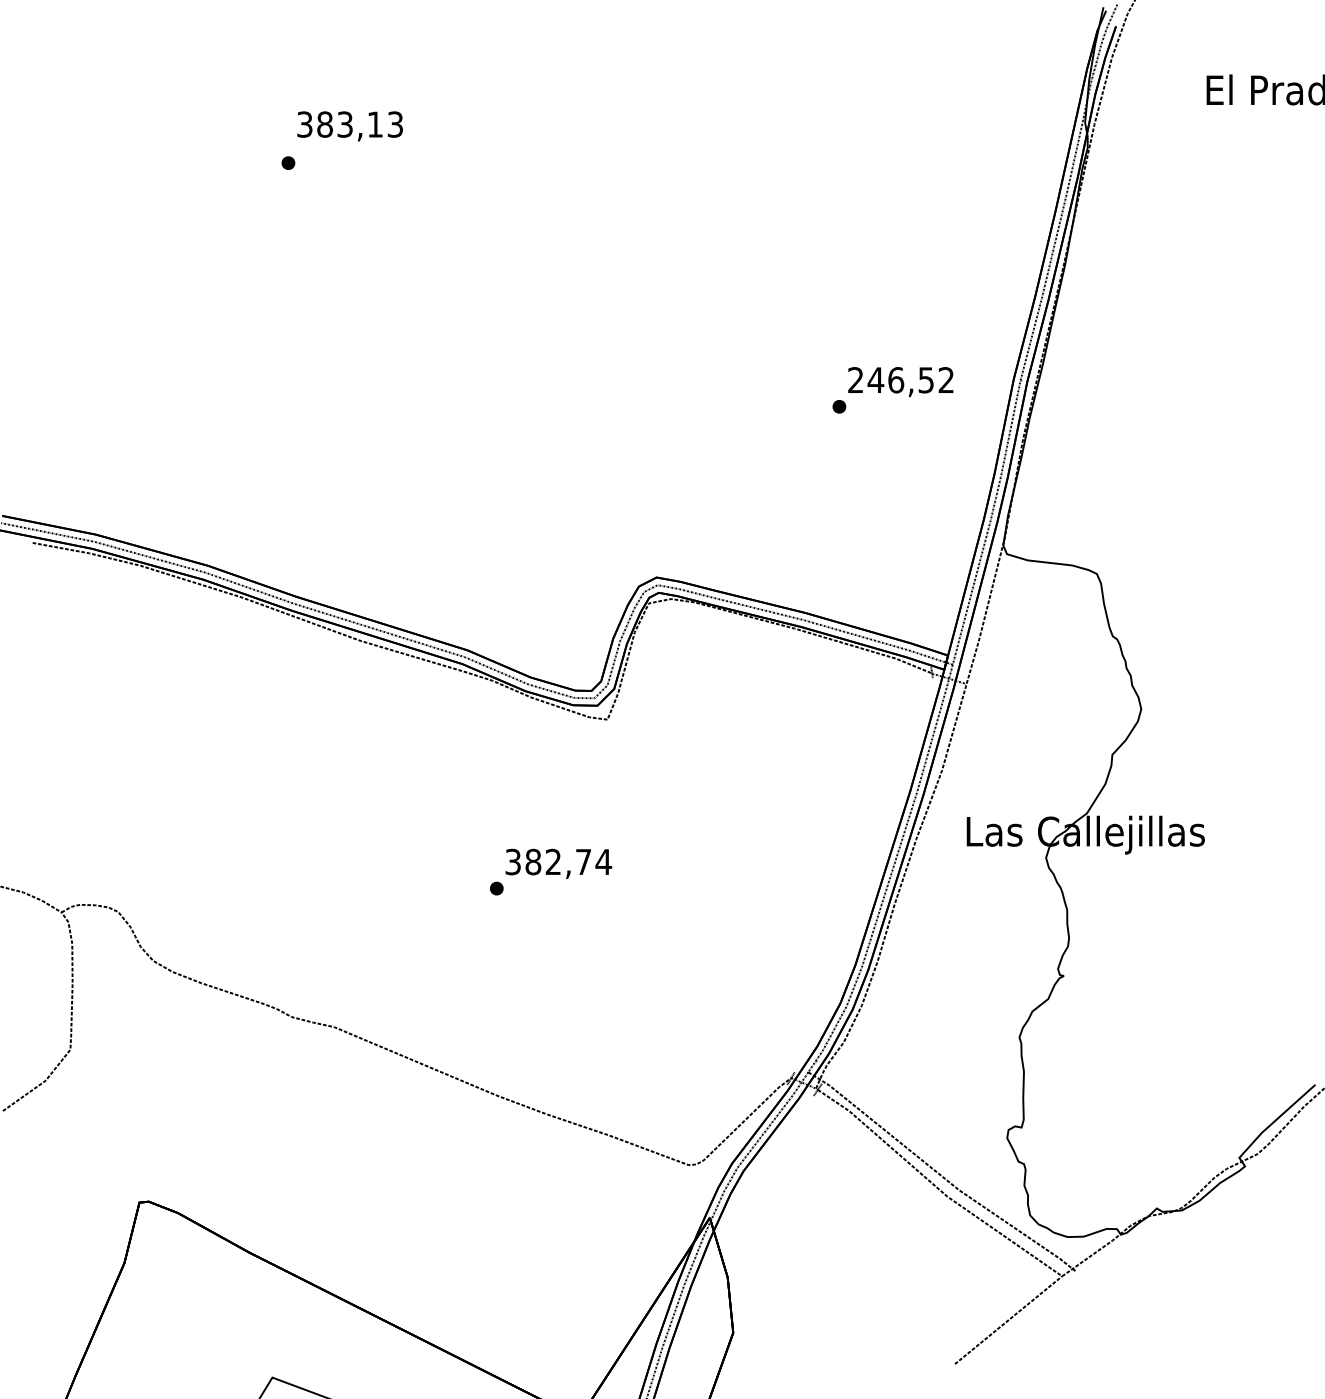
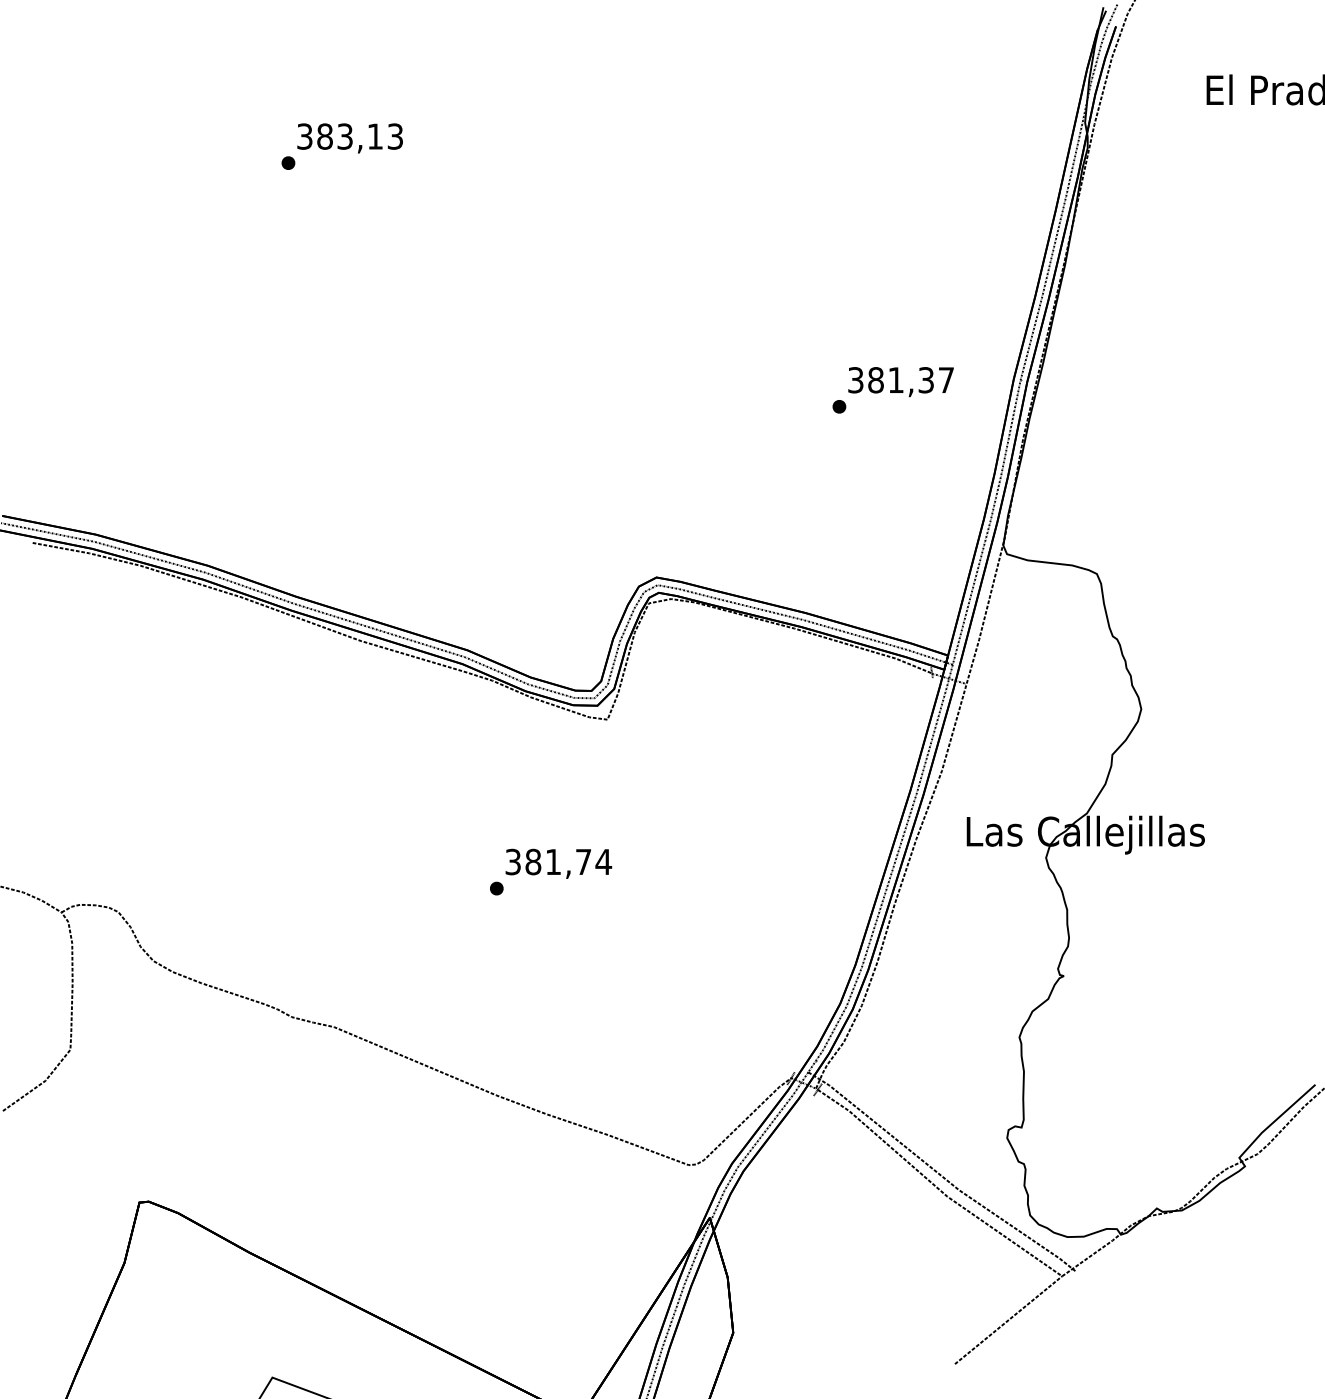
text position: (349, 126) -> (349, 138) (349, 138)
text: 246,52 -> 381,37 (900, 380)
text: 382,74 -> 381,74 (552, 861)
